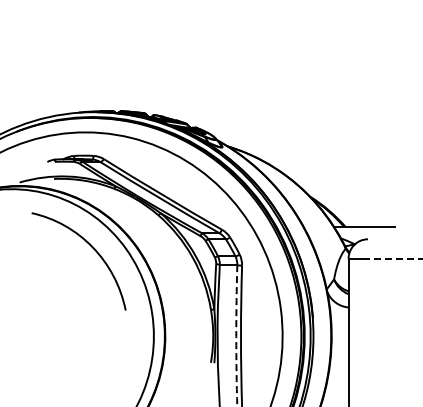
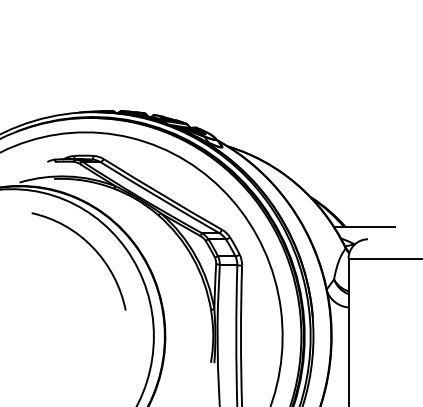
line: dashed -> solid (393, 258)
arc: dashed -> solid (236, 336)
